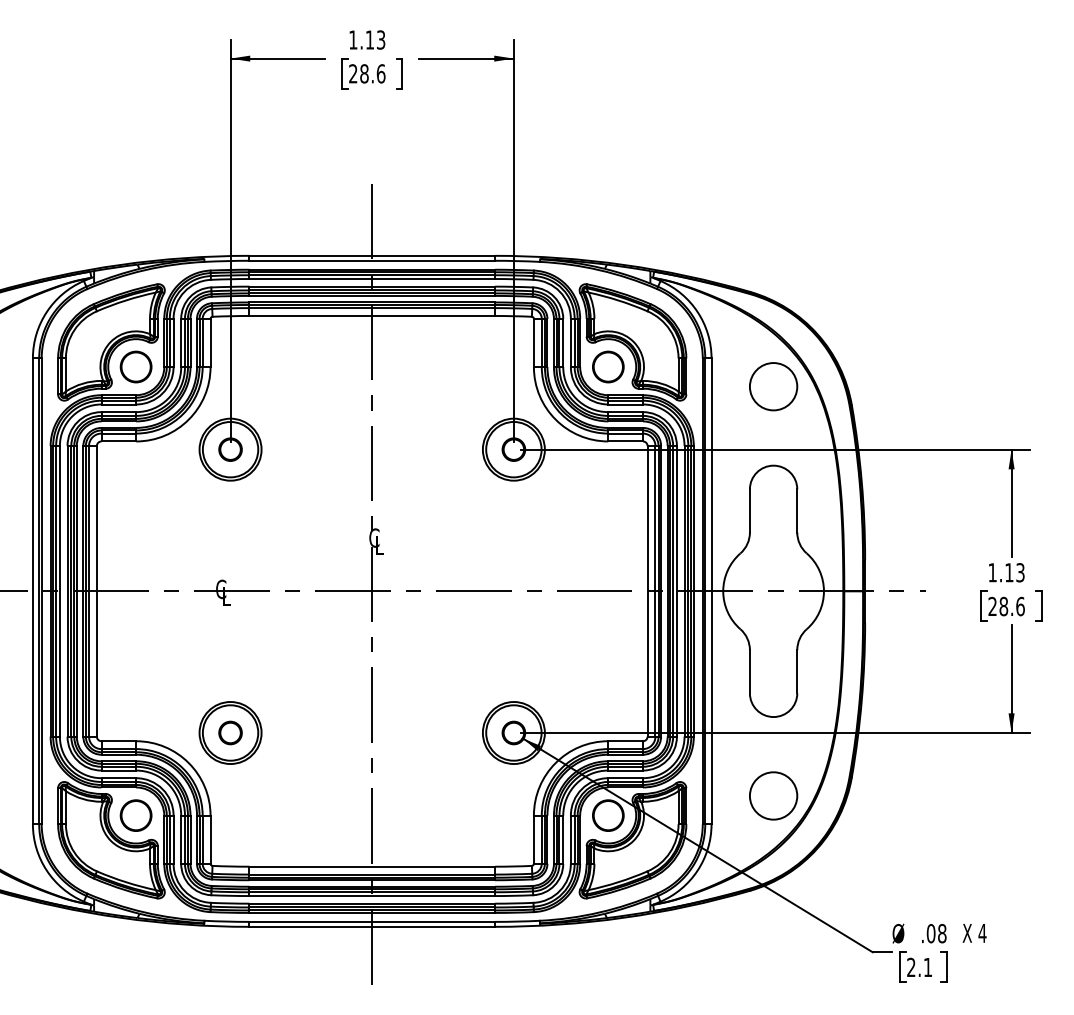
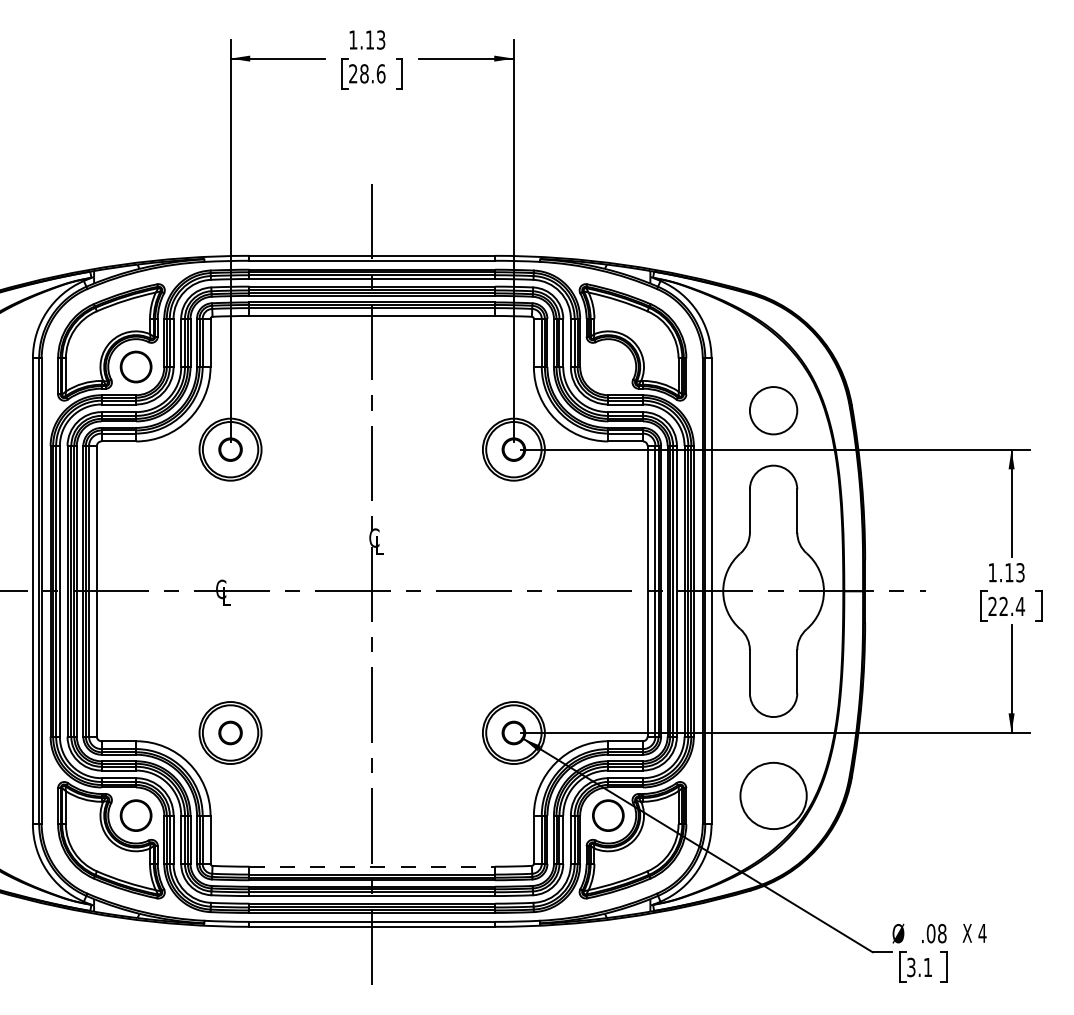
part: present -> none (608, 366)
circle position: (773, 386) -> (773, 410) (773, 410)
text: 28.6 -> 22.4 (1012, 606)
circle diameter: 47 px -> 66 px (773, 795)
line: solid -> dashed (372, 866)
text: 2.1 -> 3.1 (911, 967)
